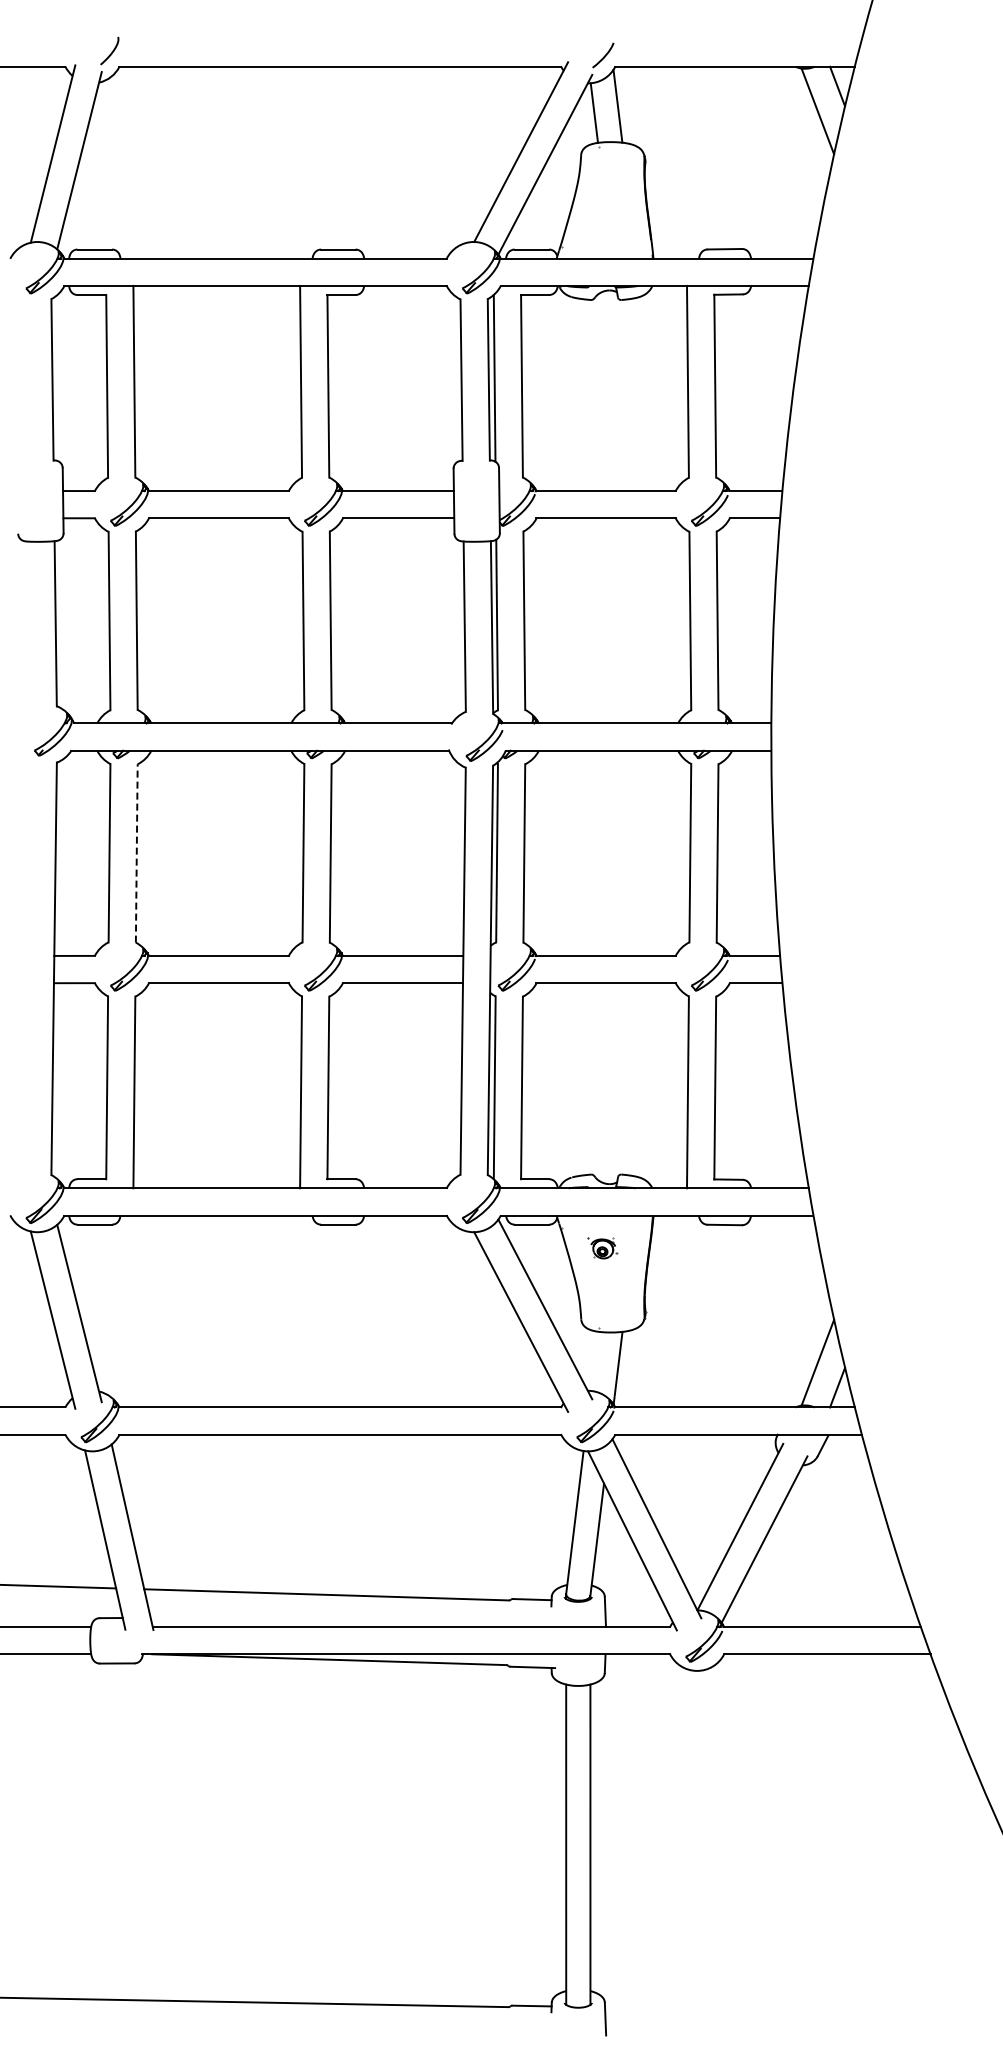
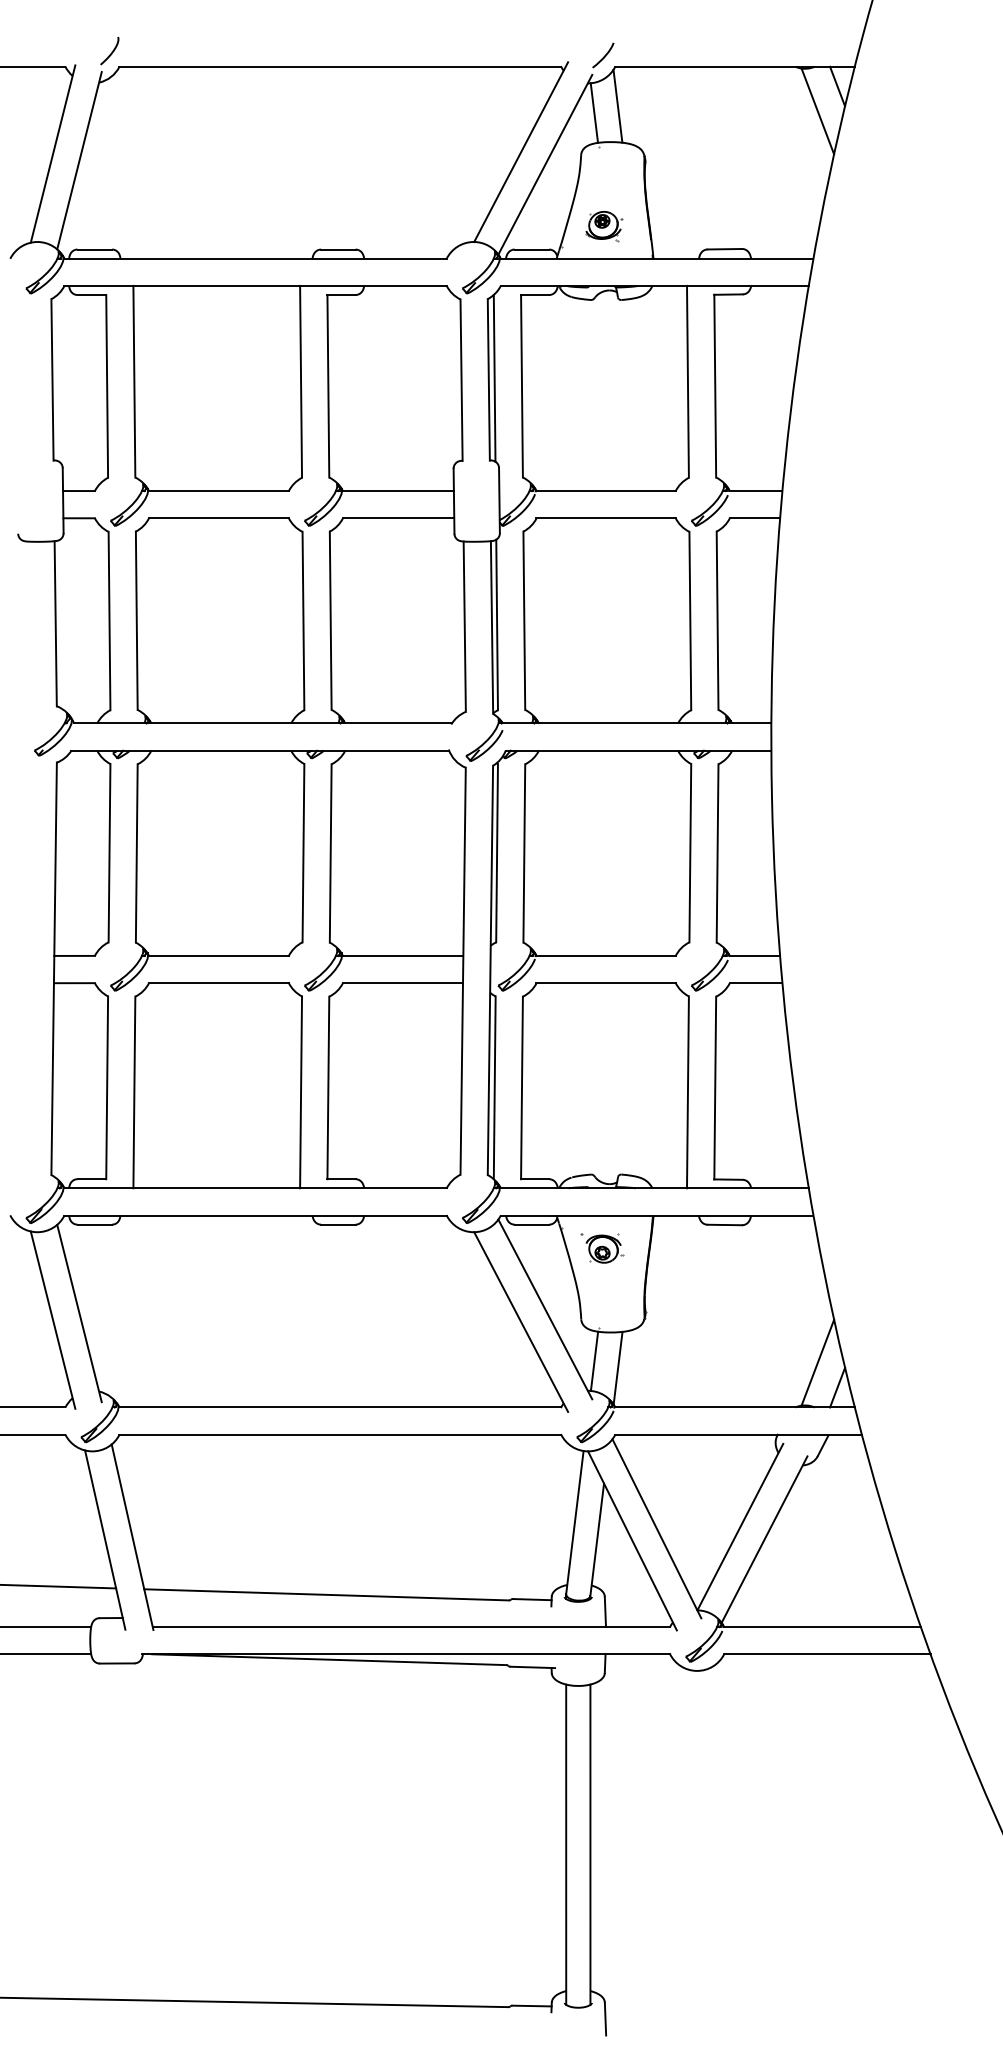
part: none -> present (604, 226)
line: dashed -> solid (136, 852)
part size: 32x23 px -> 45x31 px (602, 1248)
line: none -> present (594, 1360)
